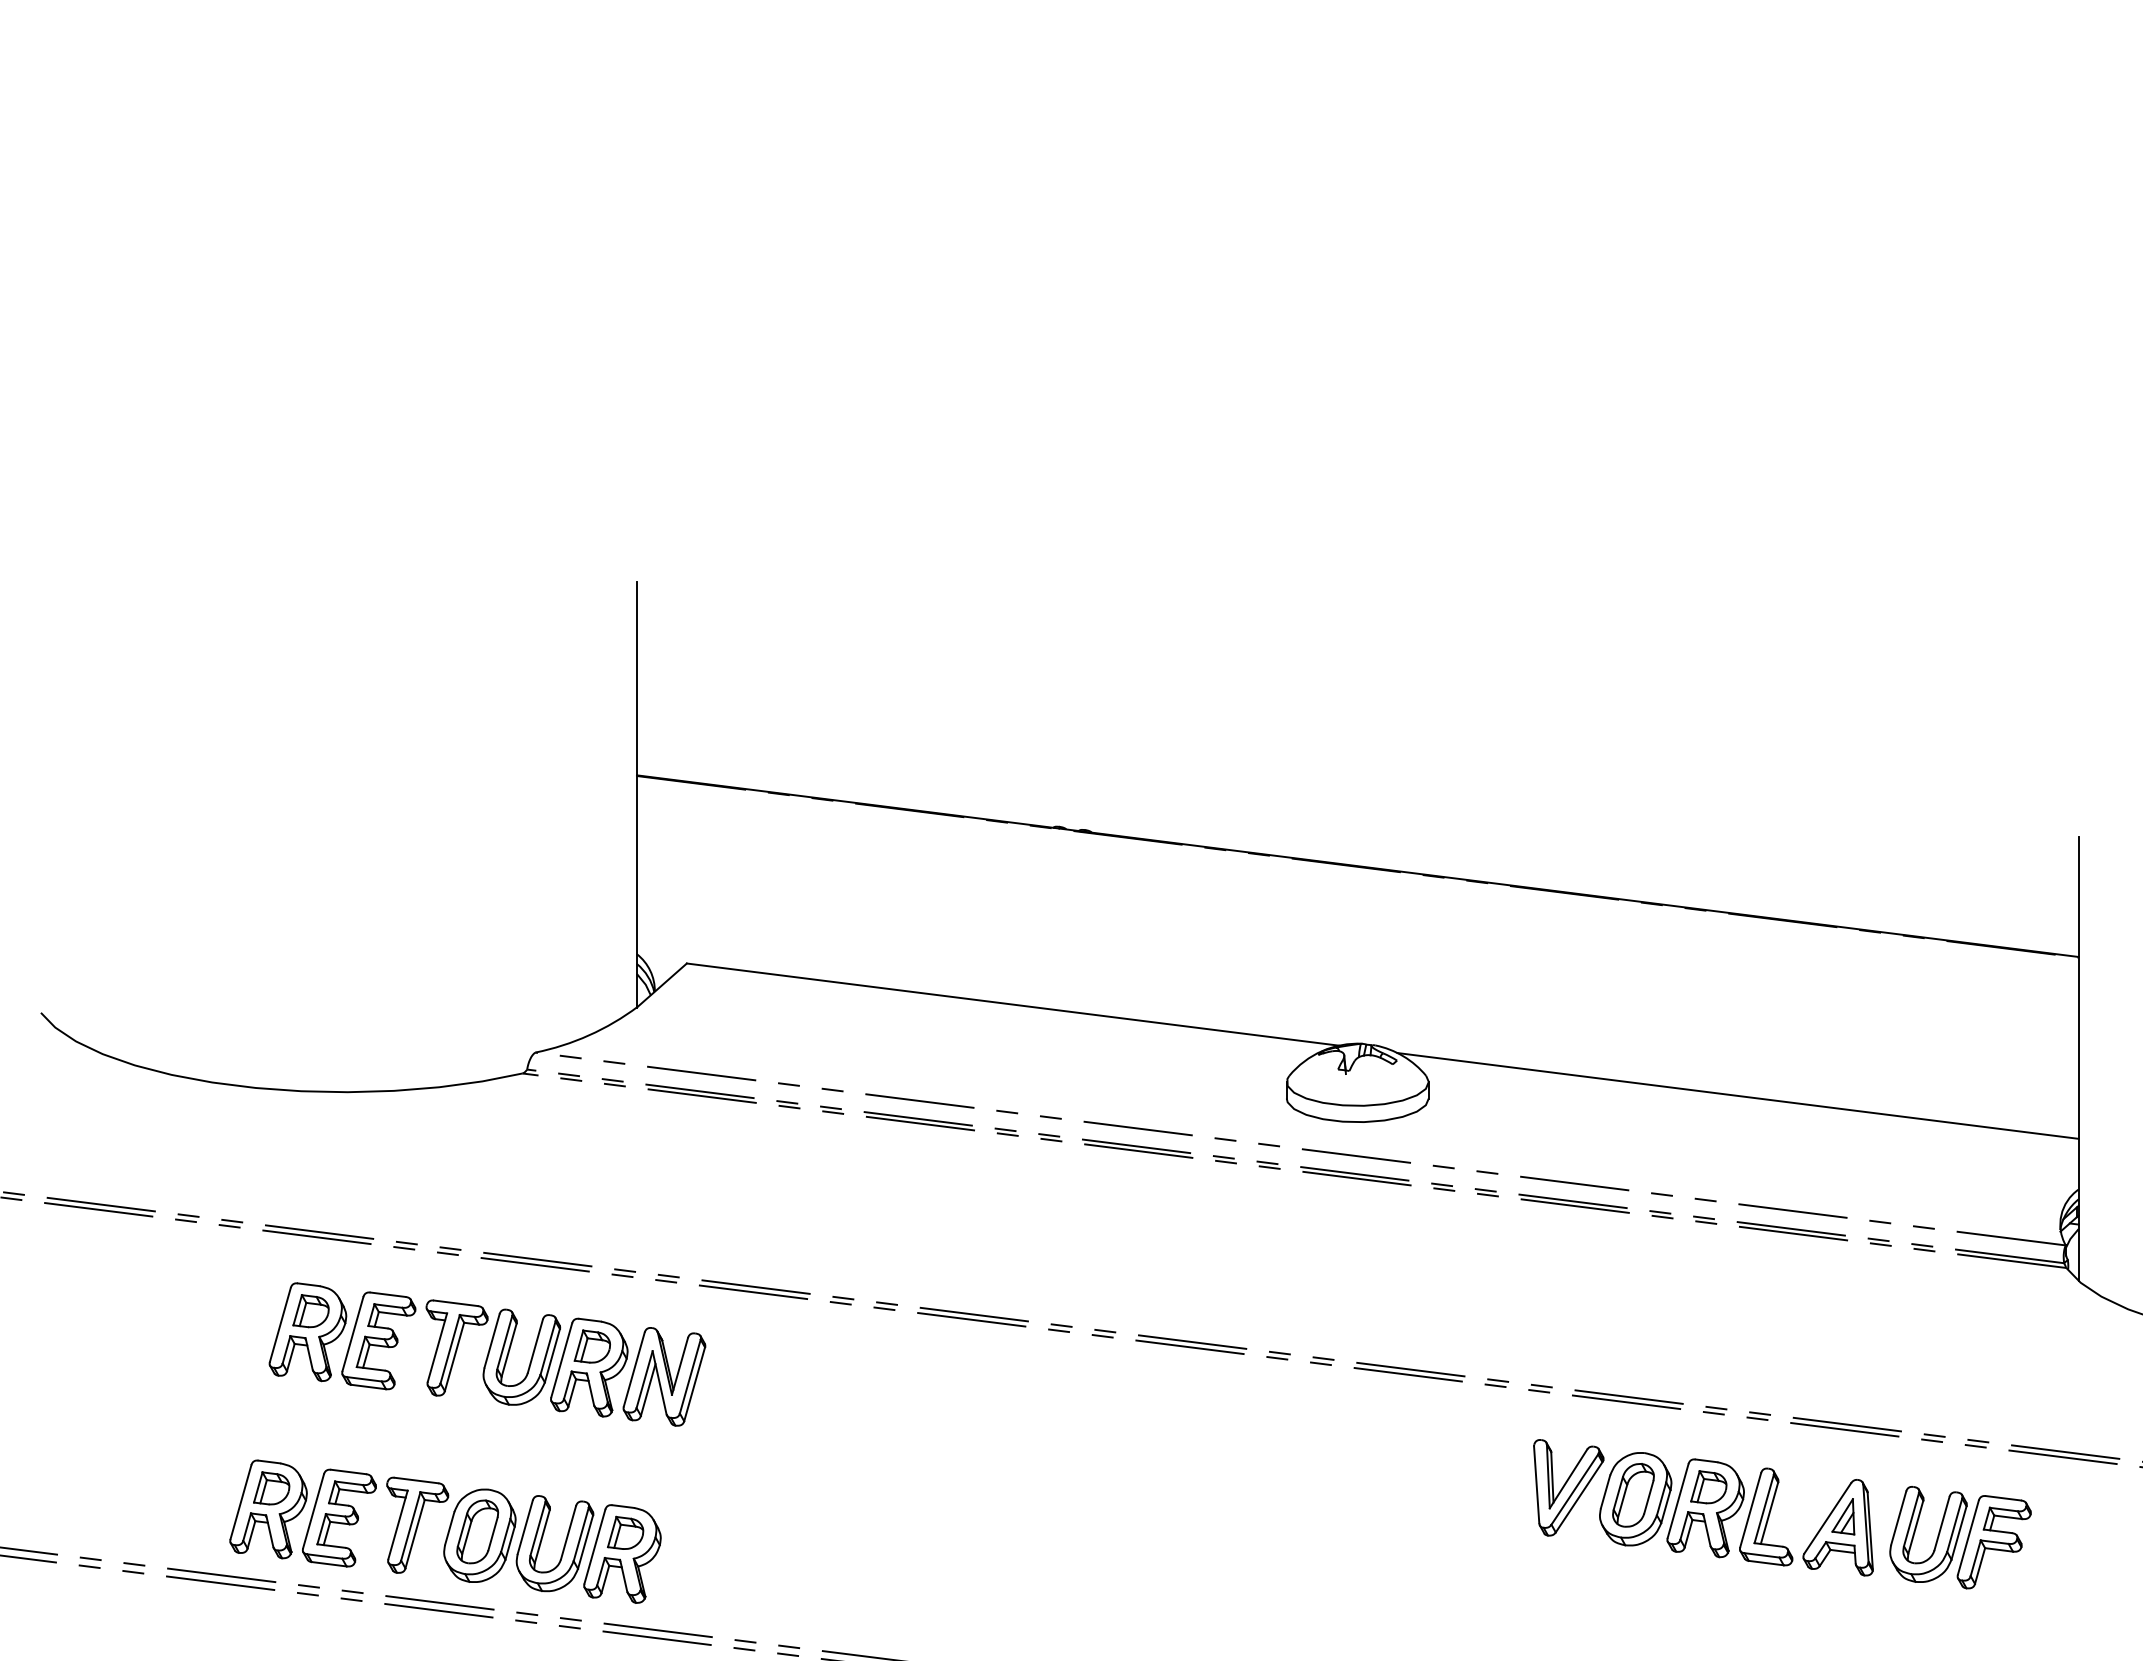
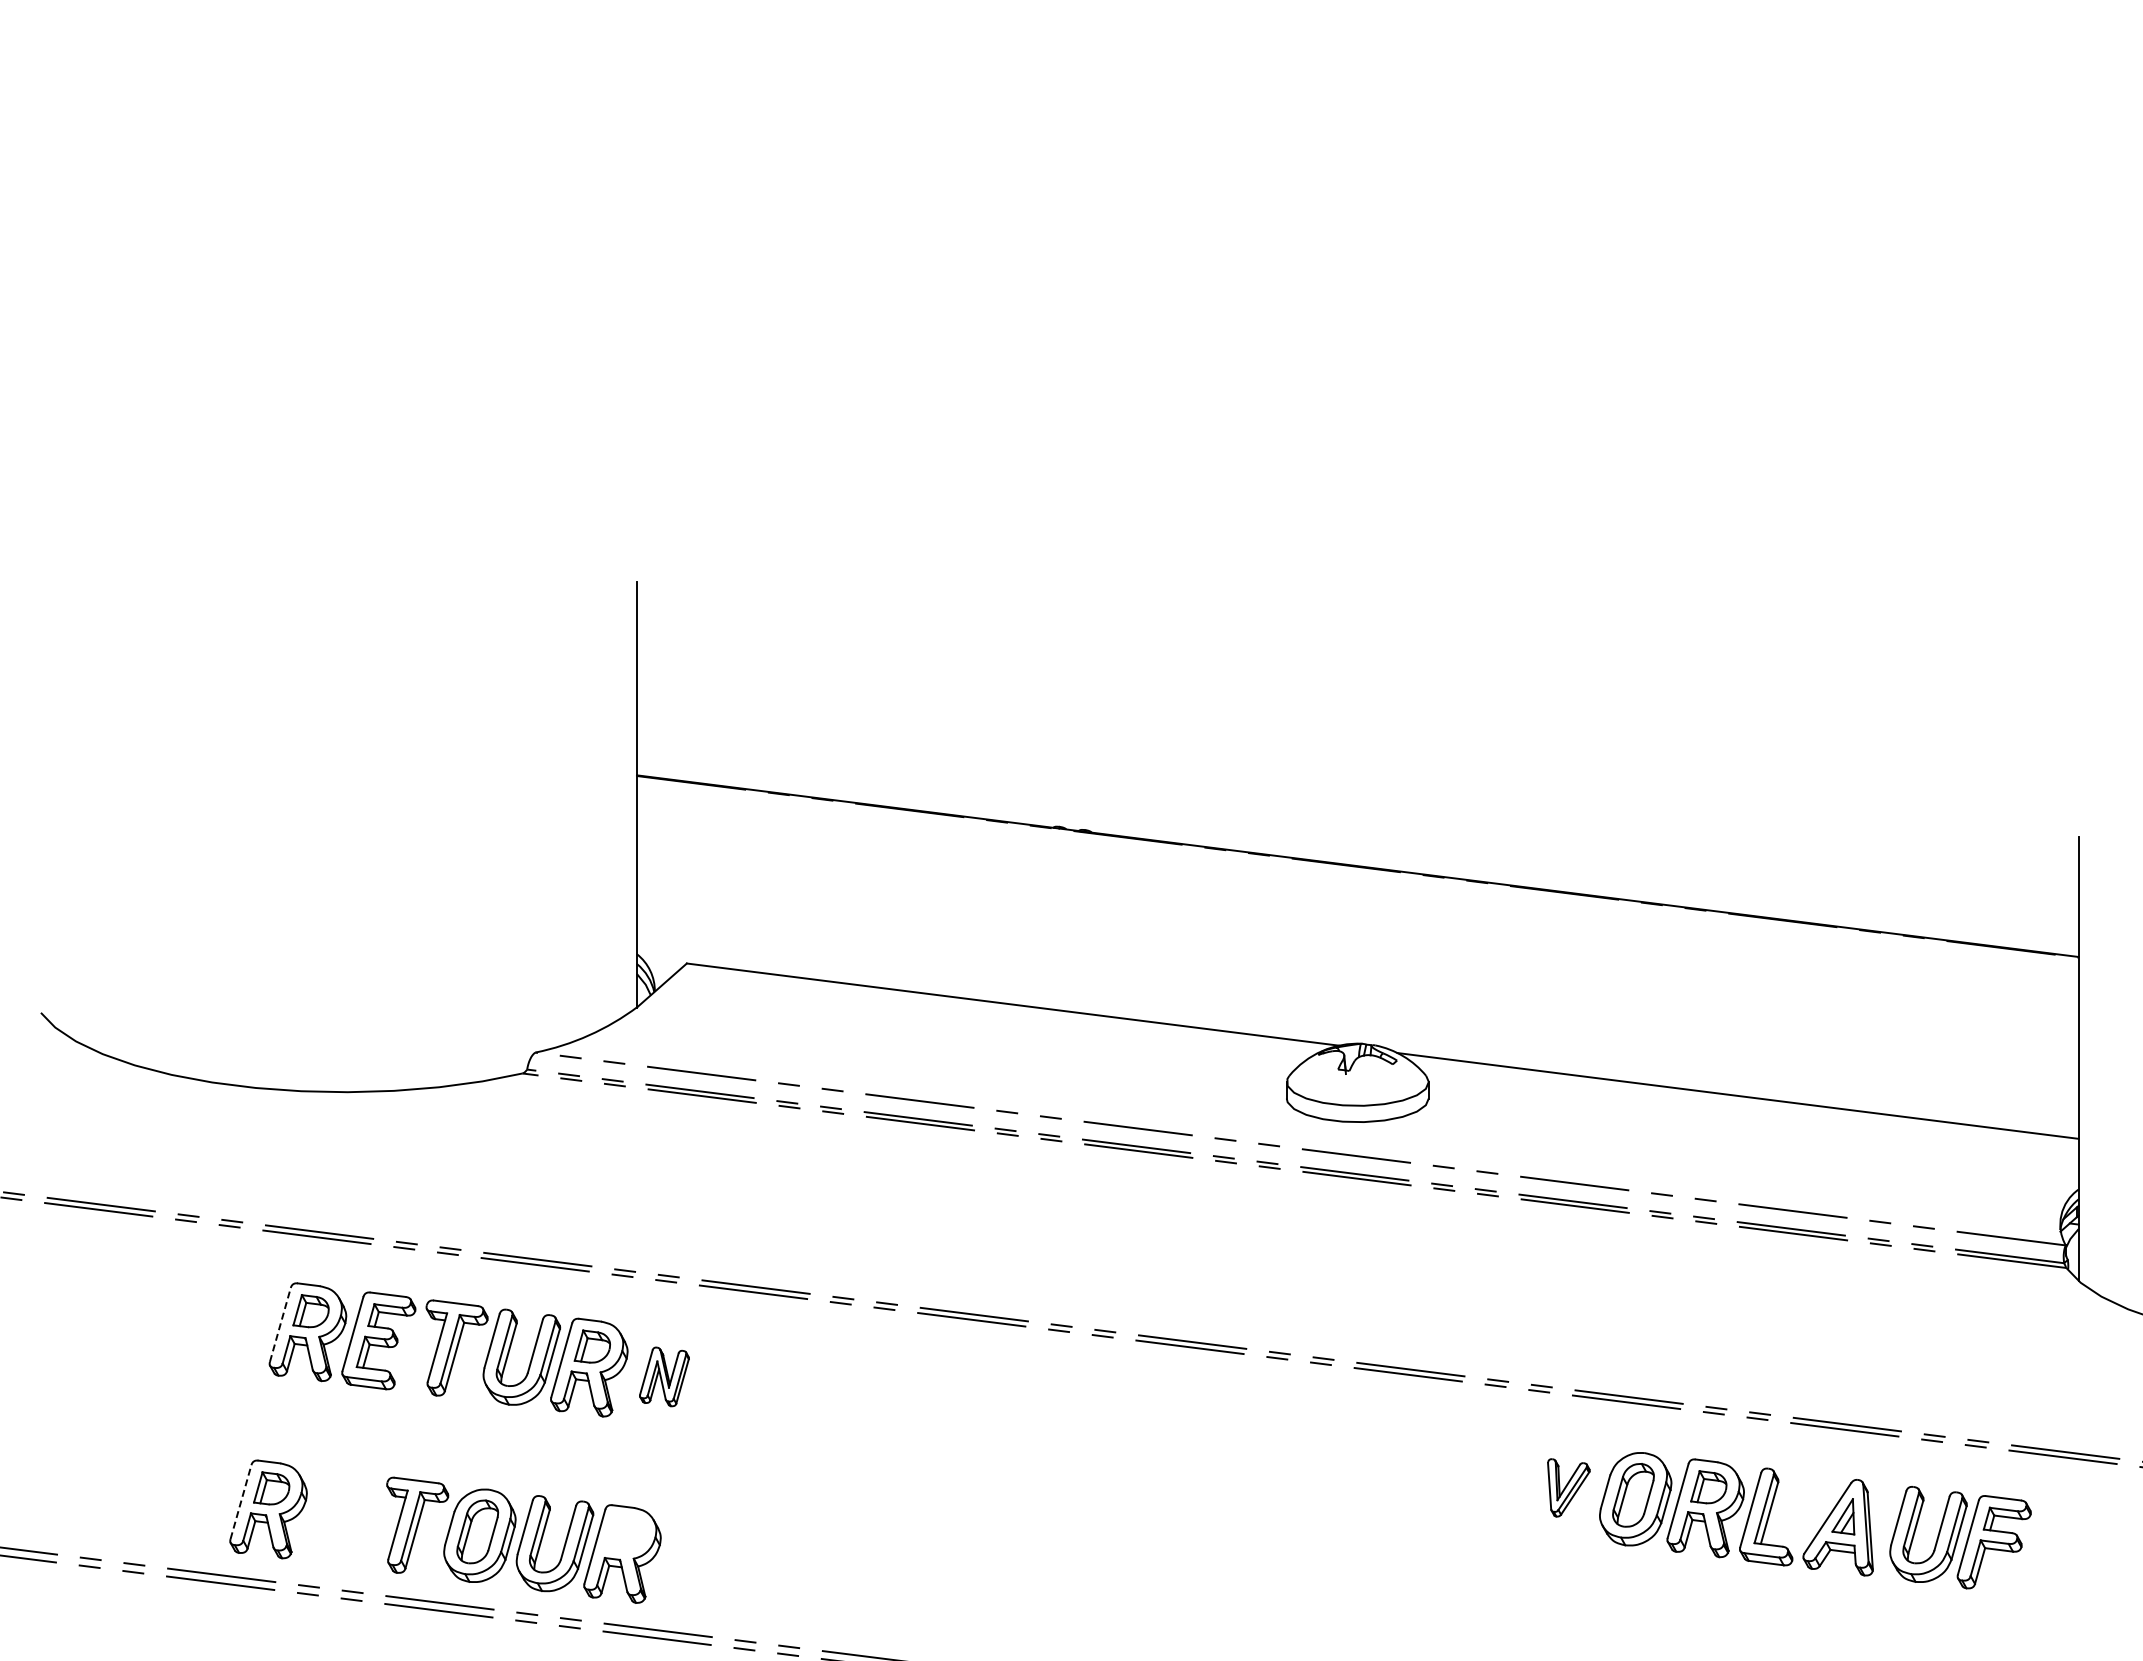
line: solid -> dashed (280, 1324)
part size: 85x100 px -> 51x62 px (664, 1376)
part size: 72x98 px -> 44x60 px (1568, 1487)
line: solid -> dashed (241, 1501)
part: present -> none (339, 1517)
part: present -> none (625, 1532)
